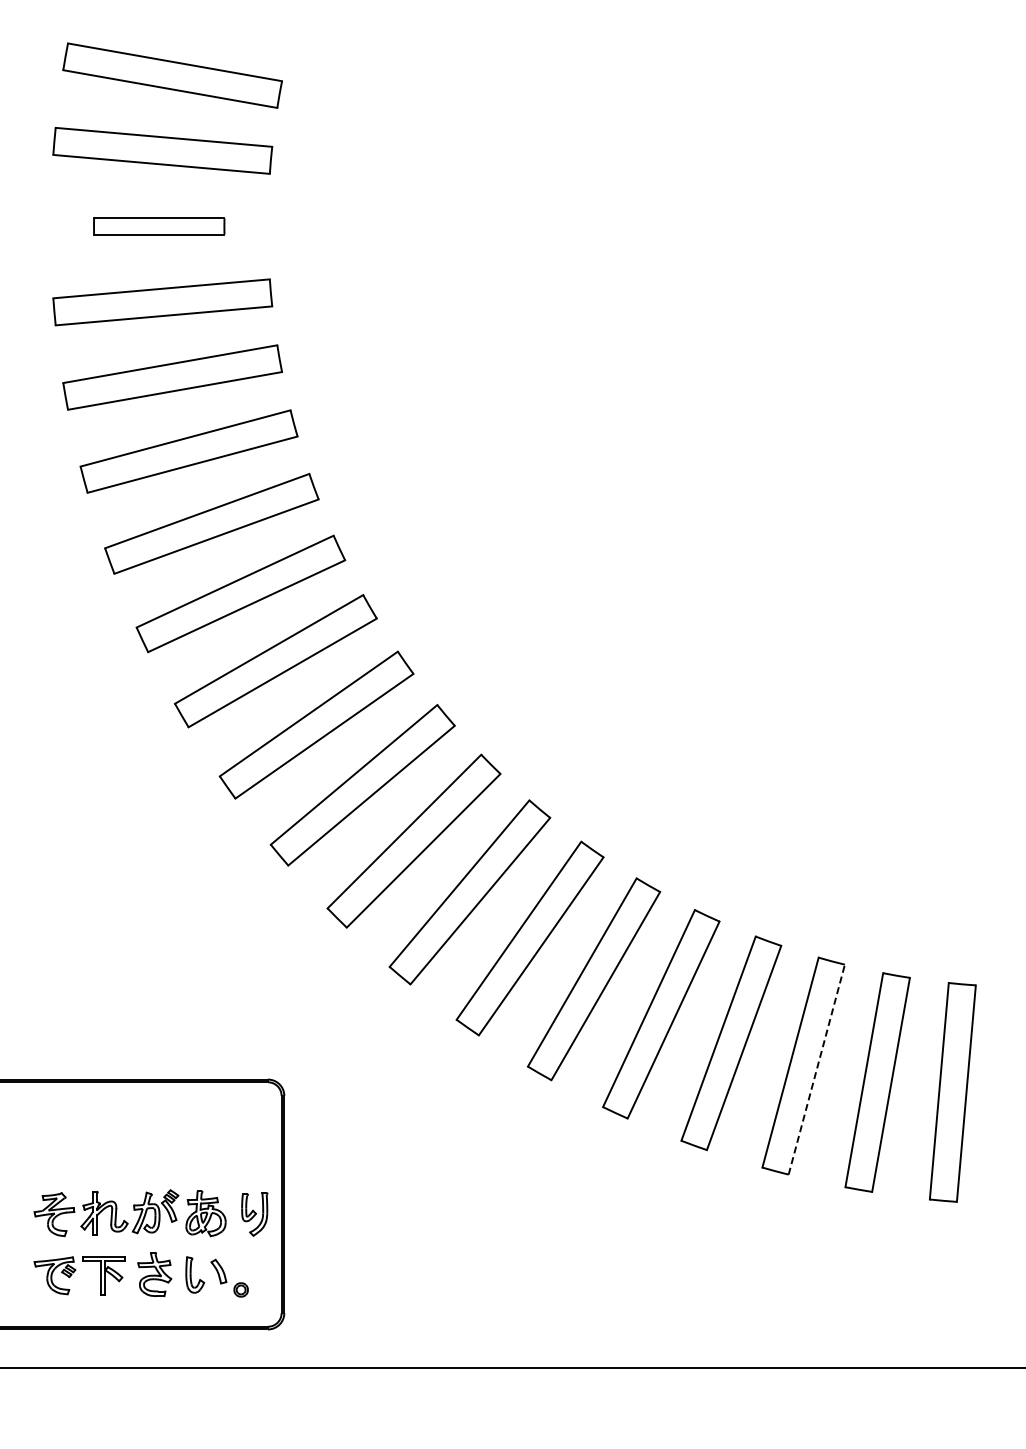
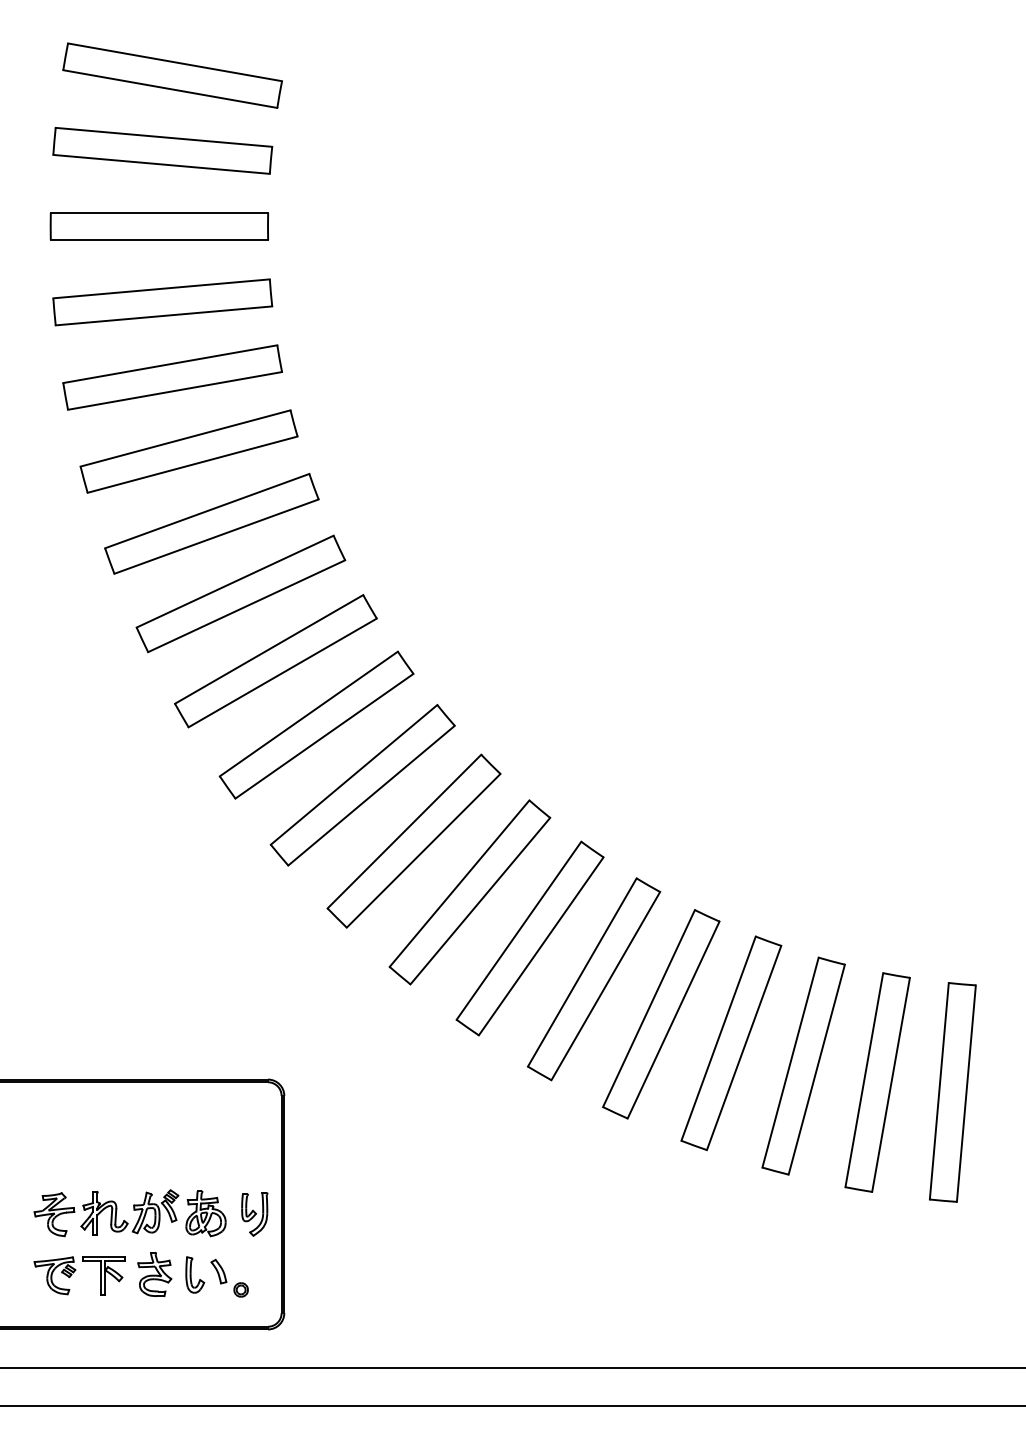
part size: 133x19 px -> 220x29 px (158, 226)
line: dashed -> solid (816, 1069)
line: none -> present (512, 1405)
